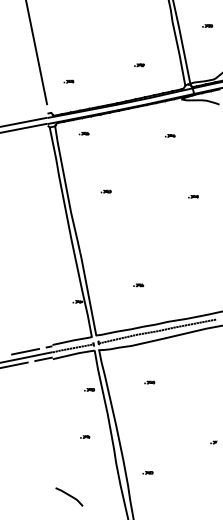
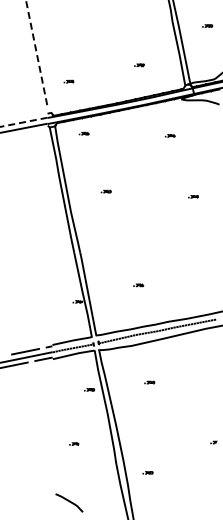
line: solid -> dashed (36, 52)
line: solid -> dashed (23, 122)
part position: (85, 436) -> (74, 443) (74, 443)
line position: (69, 496) -> (69, 502) (69, 502)
